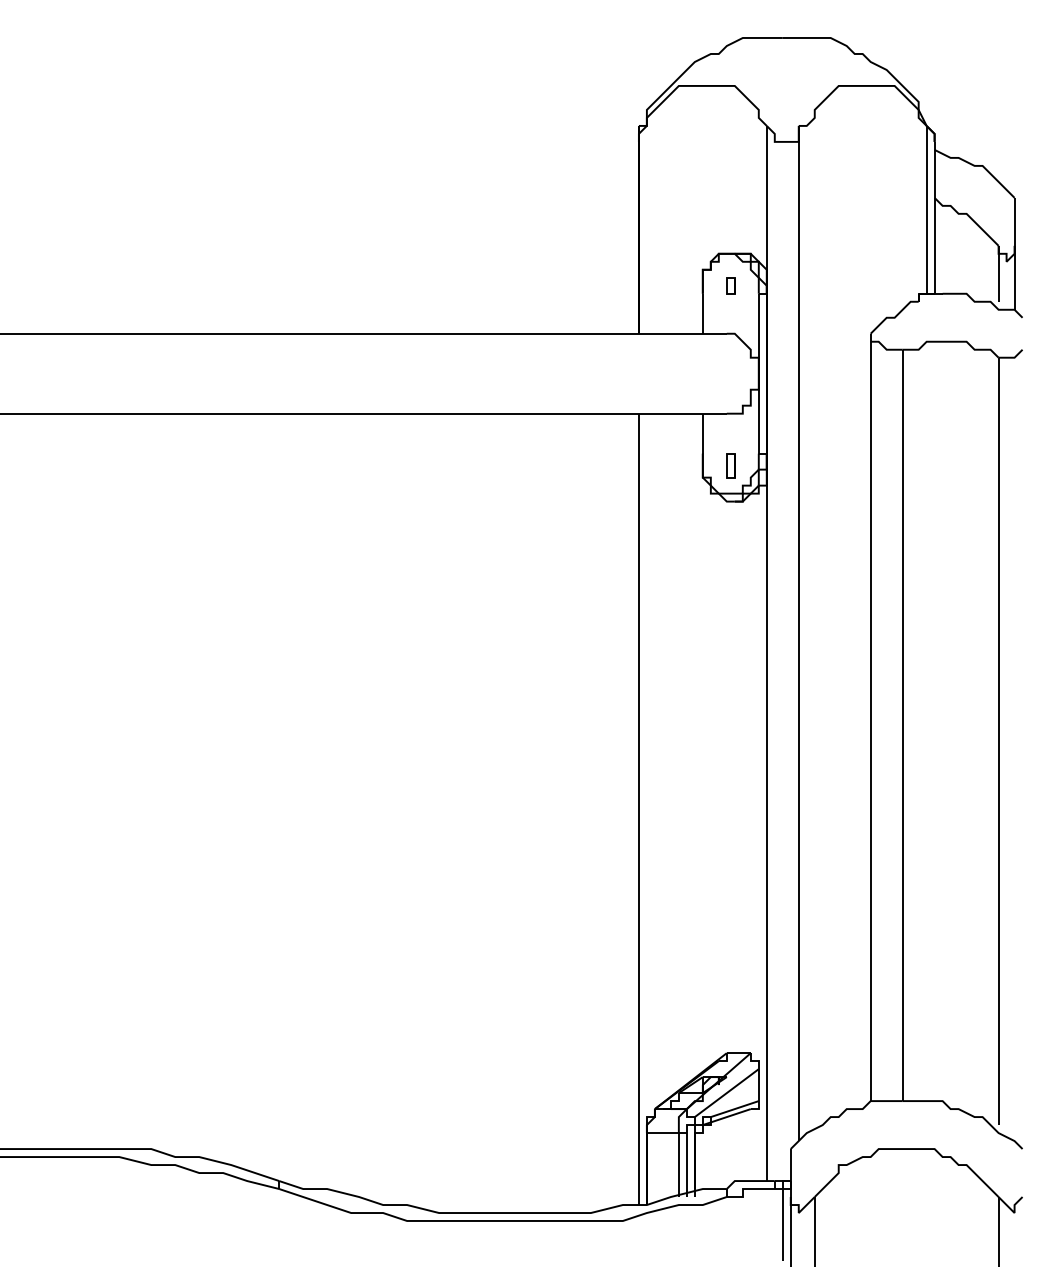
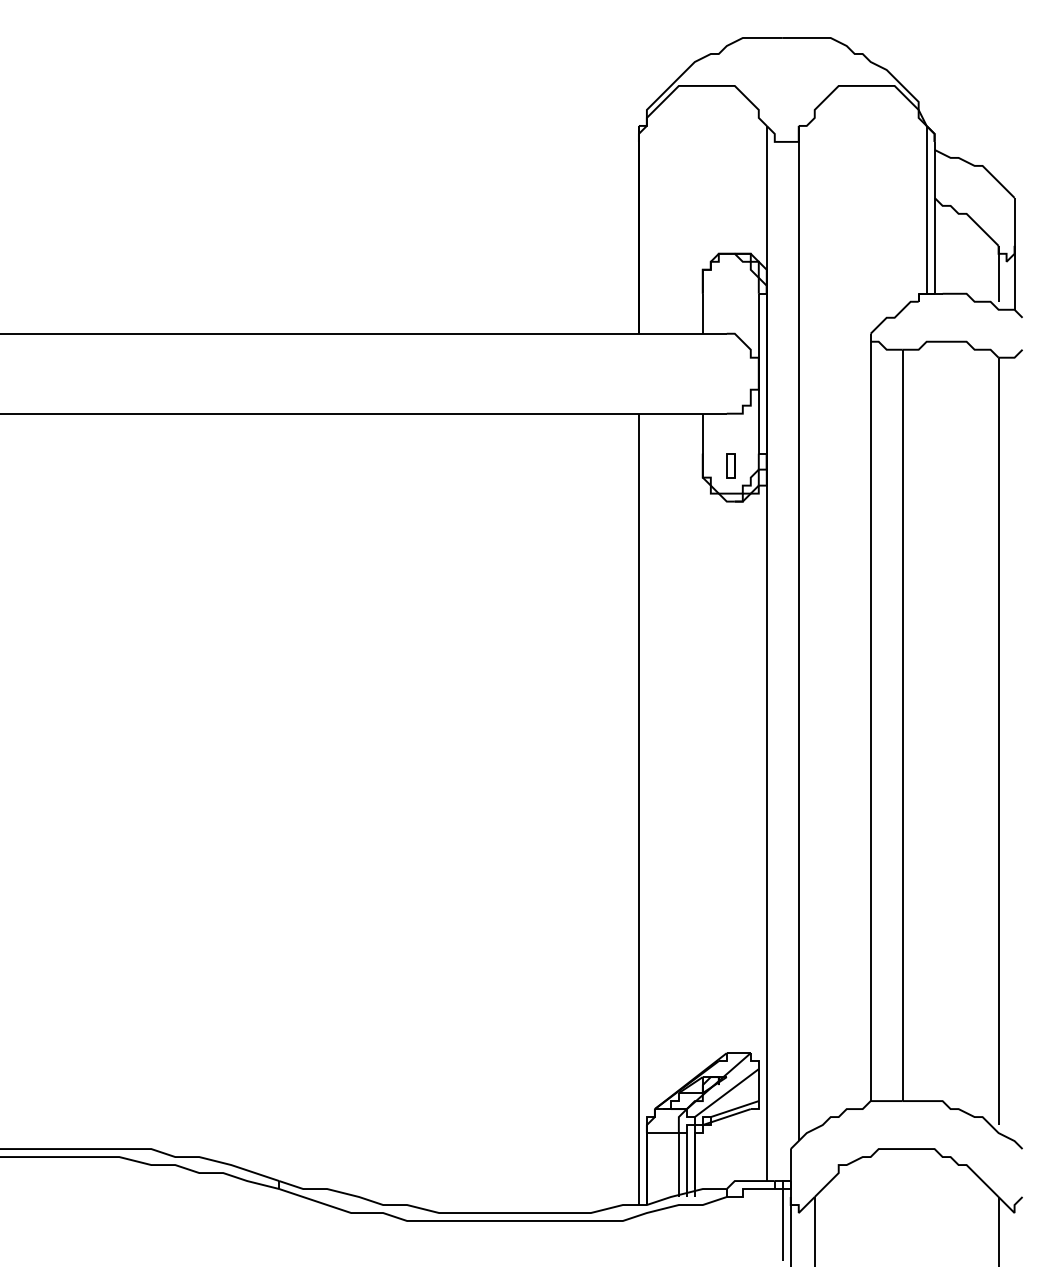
part: present -> none (730, 285)
